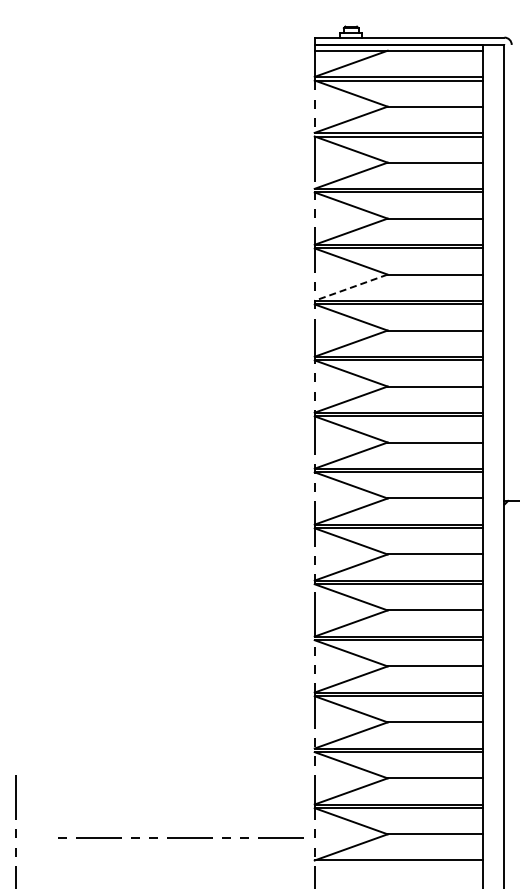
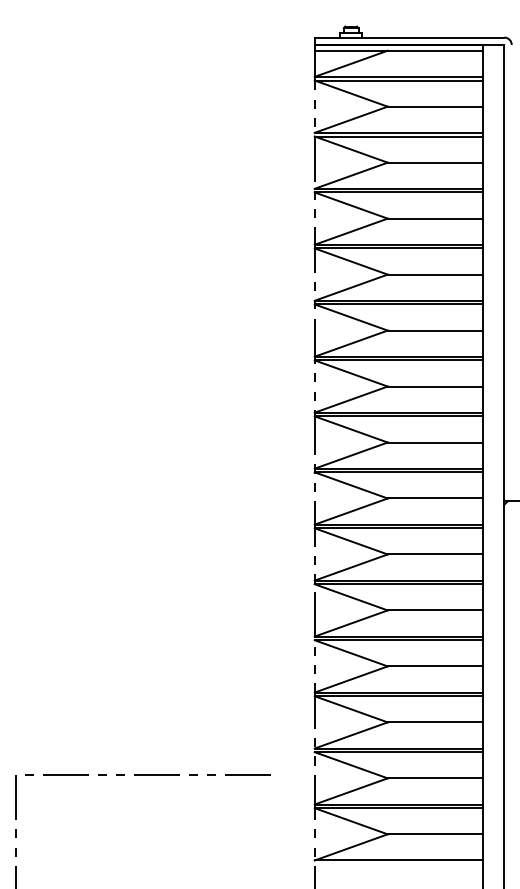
line: dashed -> solid (351, 287)
line position: (180, 837) -> (147, 774) (147, 774)
